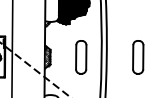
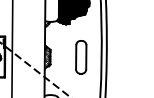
part: present -> none (138, 57)
